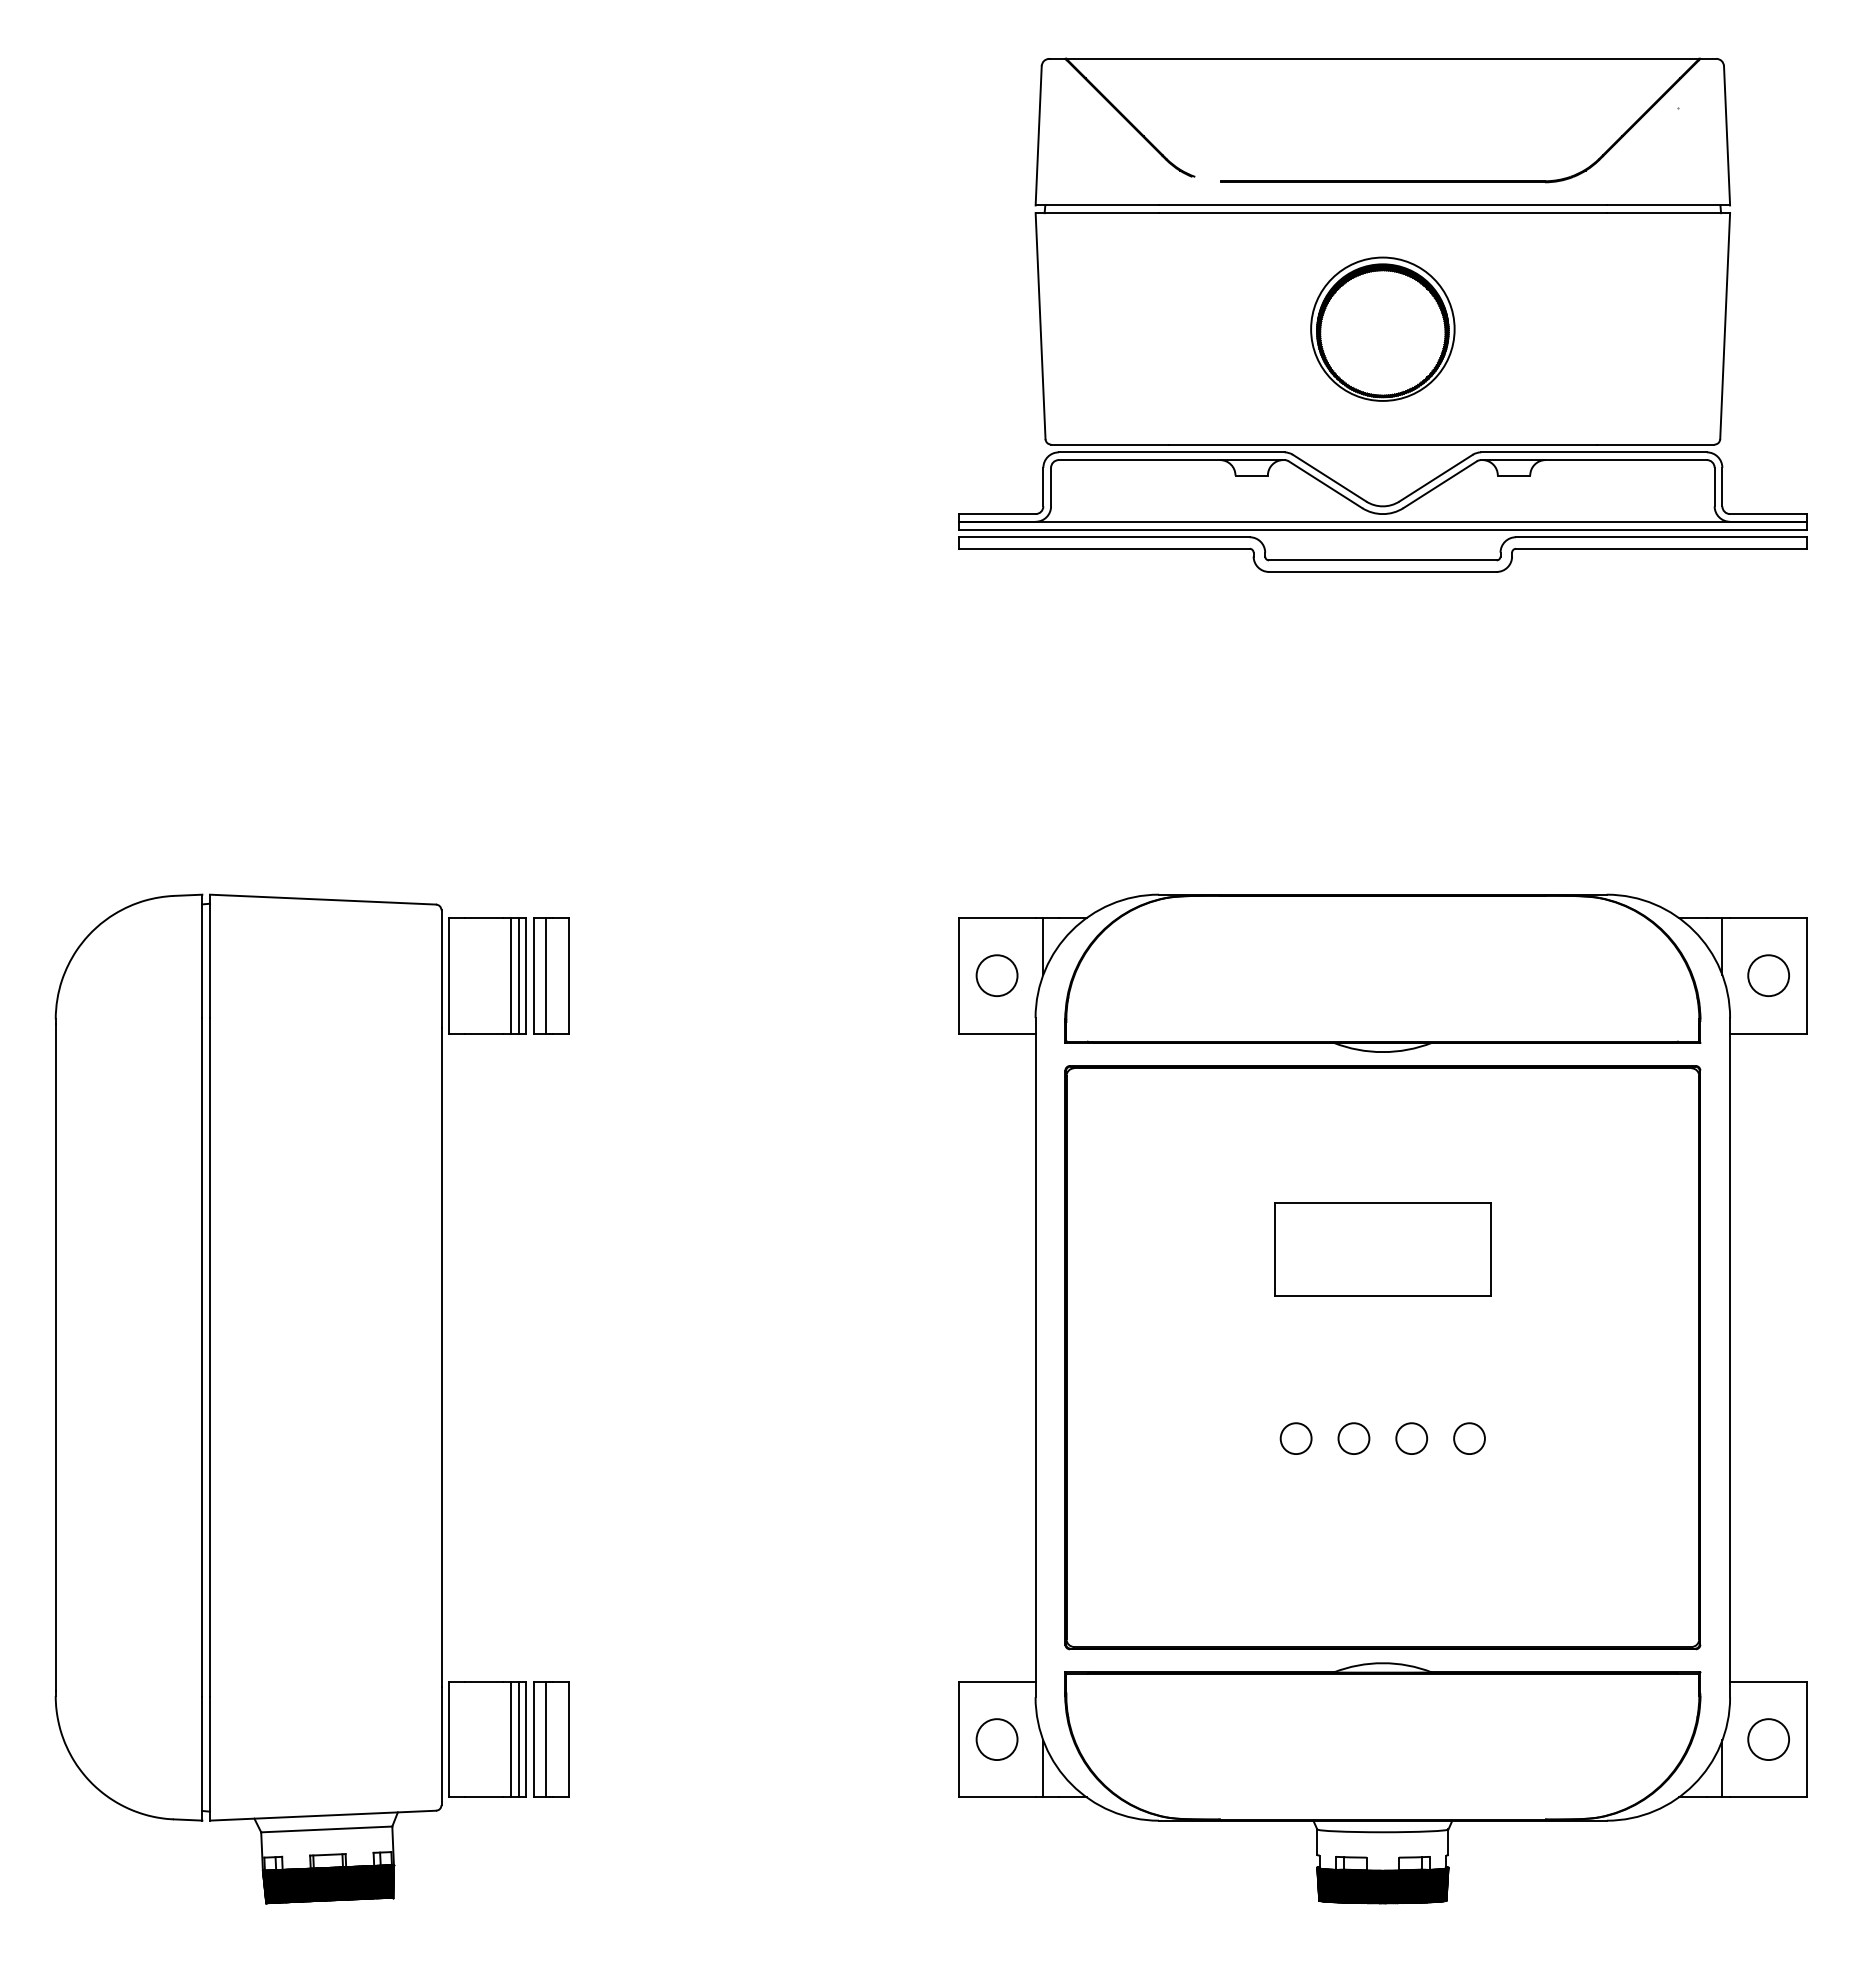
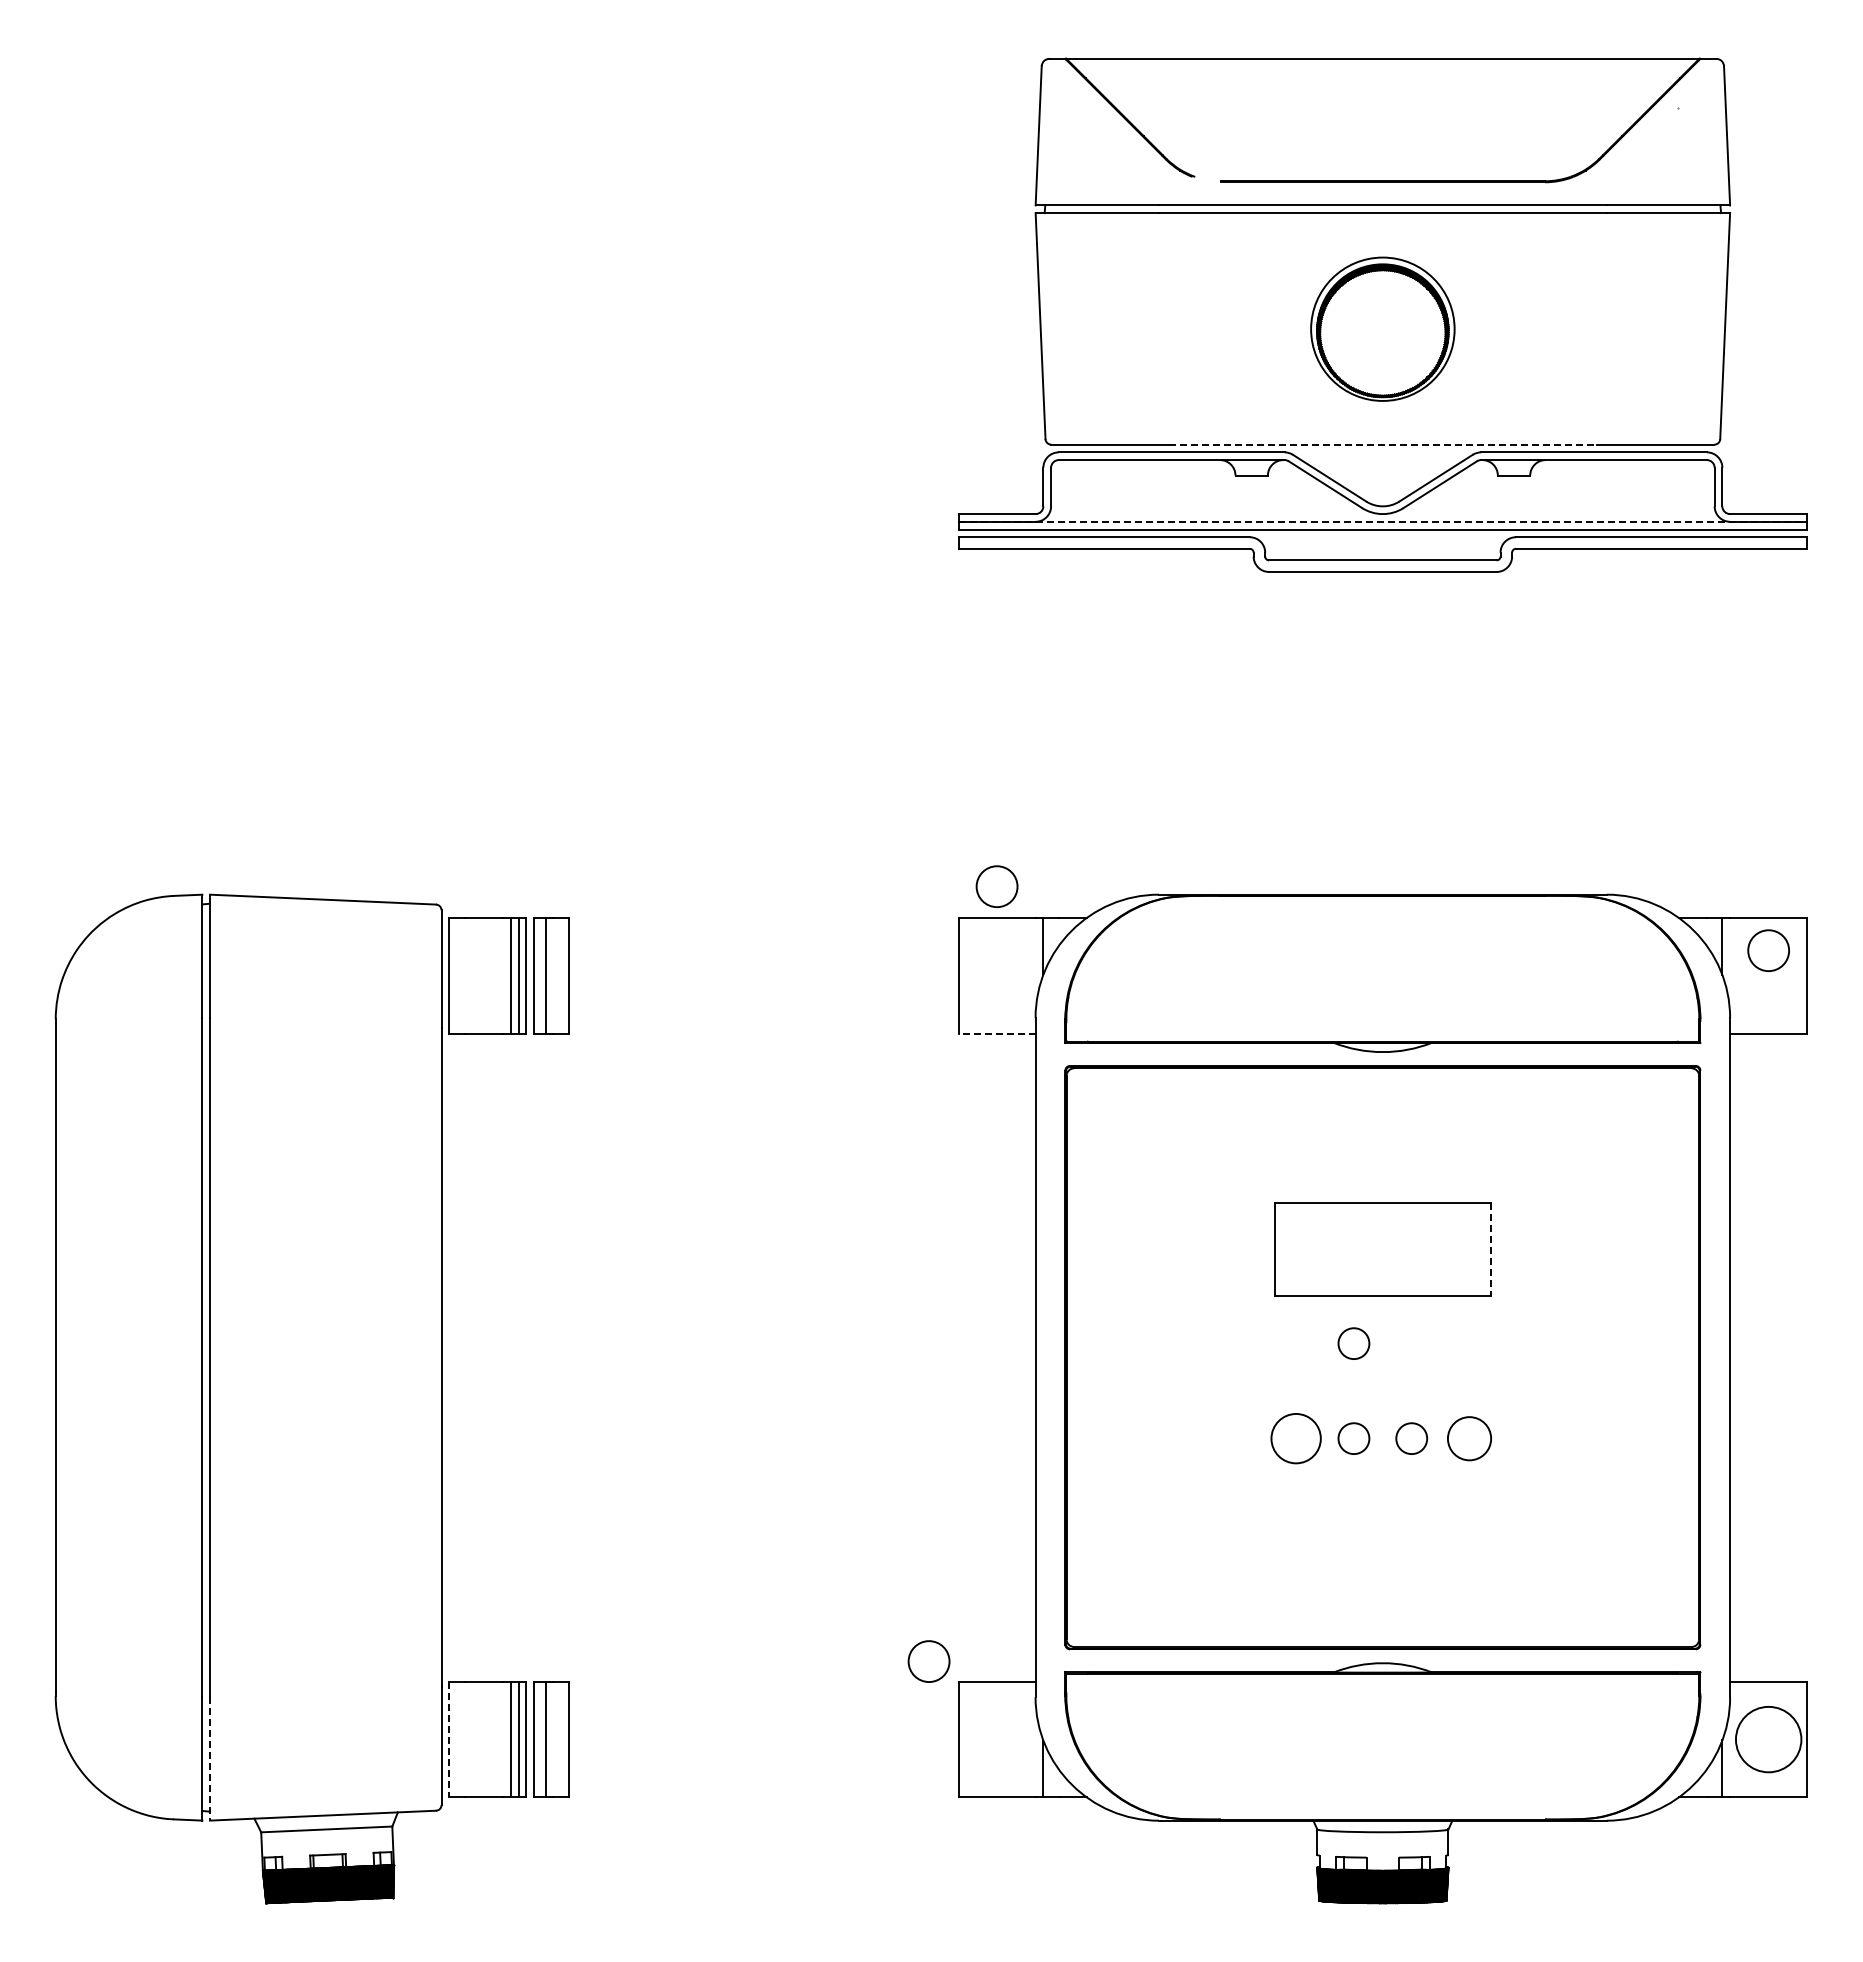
line: solid -> dashed (1383, 444)
line: solid -> dashed (1383, 521)
circle position: (996, 975) -> (996, 886) (996, 886)
circle position: (1768, 975) -> (1768, 950) (1768, 950)
line: solid -> dashed (997, 1033)
line: solid -> dashed (1490, 1250)
circle: none -> present (1353, 1343)
circle diameter: 31 px -> 49 px (1295, 1438)
circle size: 33x33 px -> 45x46 px (1469, 1438)
line: solid -> dashed (449, 1739)
circle position: (996, 1739) -> (928, 1661) (928, 1661)
circle diameter: 41 px -> 65 px (1768, 1739)
line: solid -> dashed (210, 1758)
